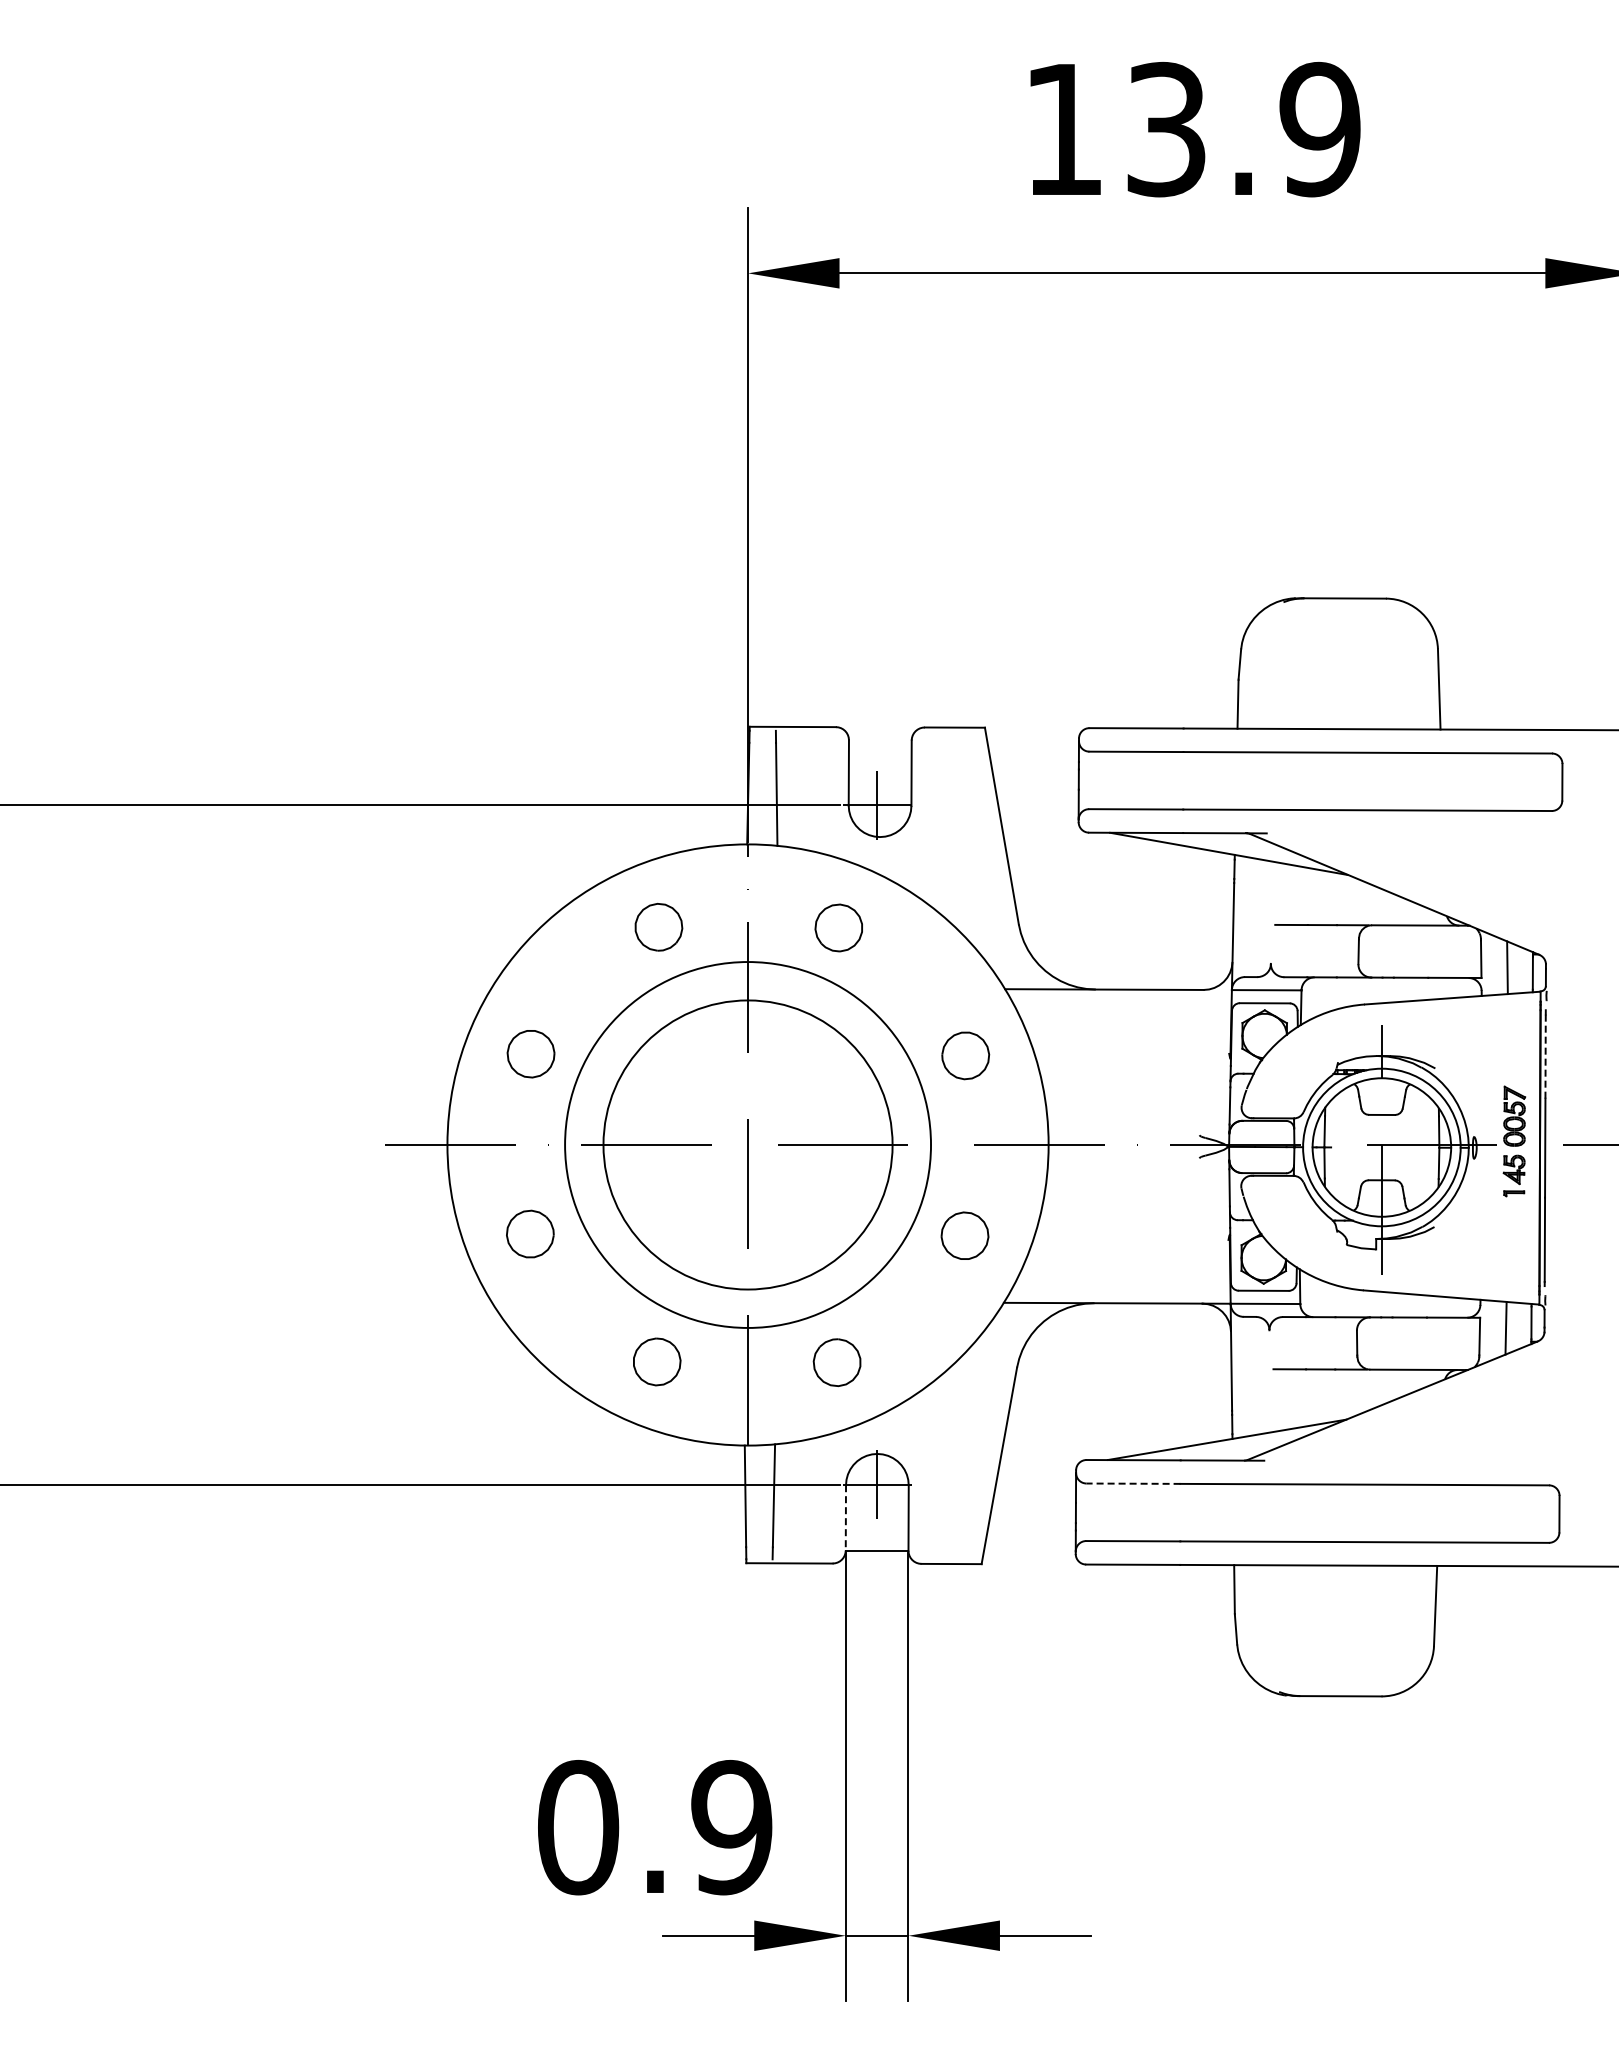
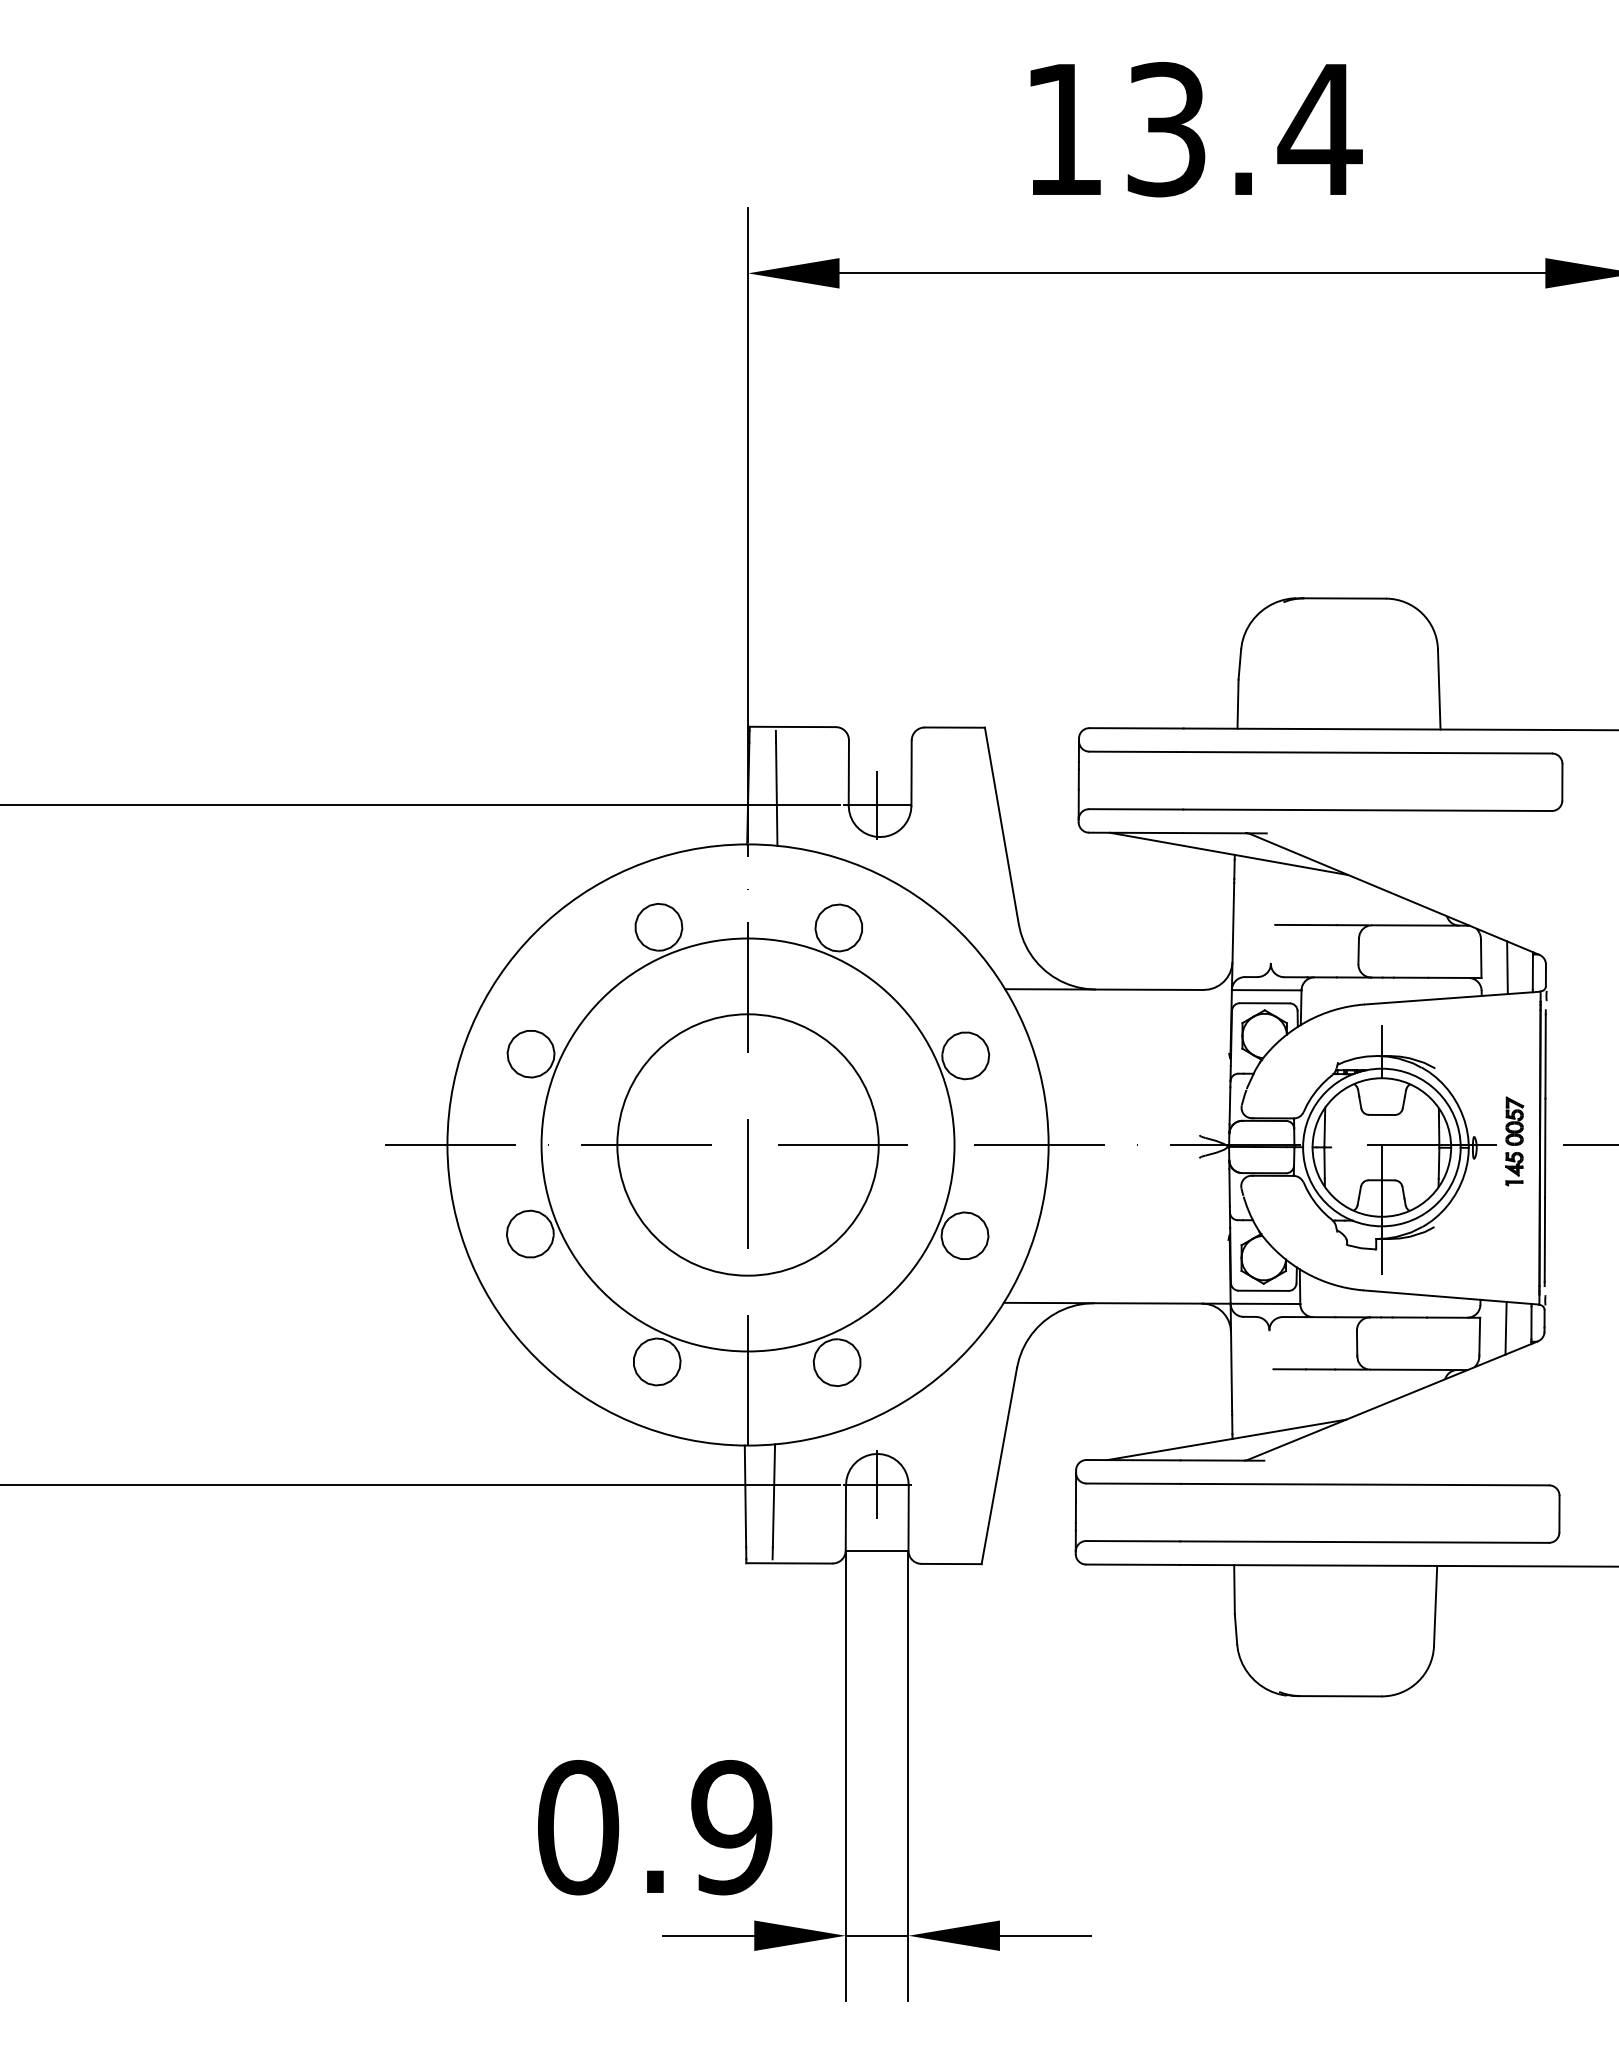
text: 13.9 -> 13.4 (1319, 129)
line: dashed -> solid (1545, 1056)
part size: 25x113 px -> 20x91 px (1514, 1141)
circle diameter: 289 px -> 413 px (747, 1144)
circle diameter: 366 px -> 261 px (747, 1144)
line: dashed -> solid (1133, 1483)
line: dashed -> solid (845, 1517)
